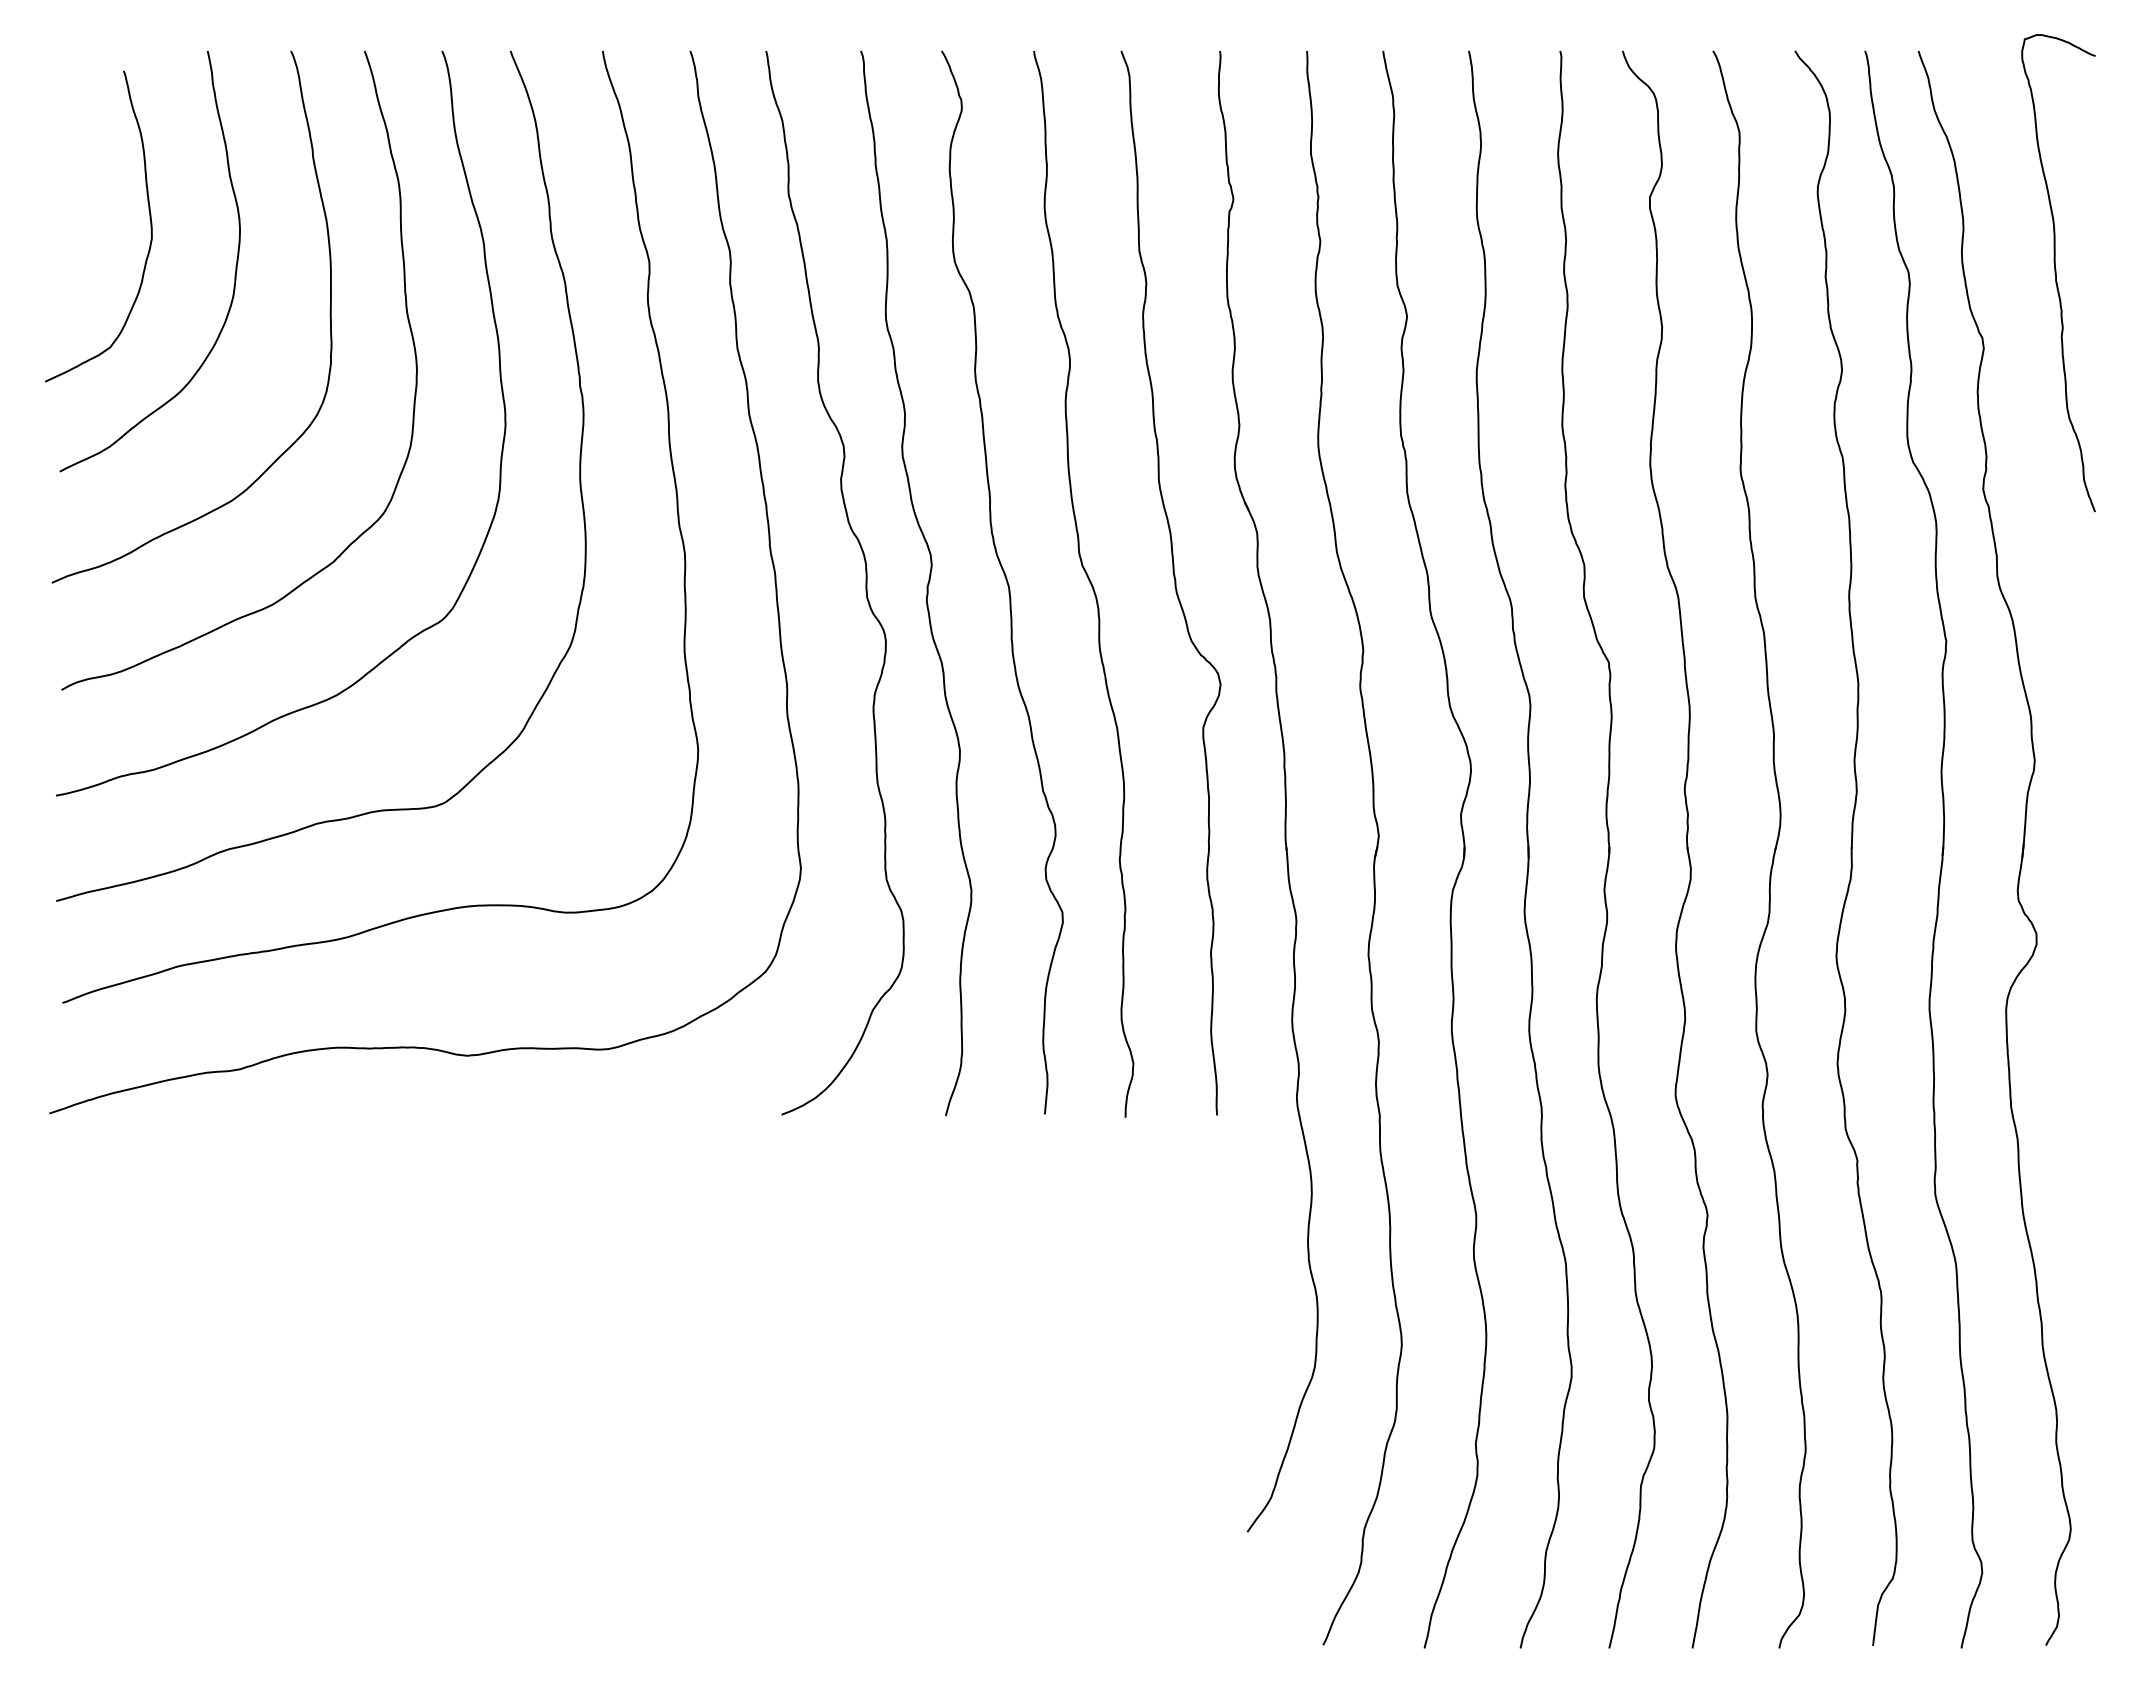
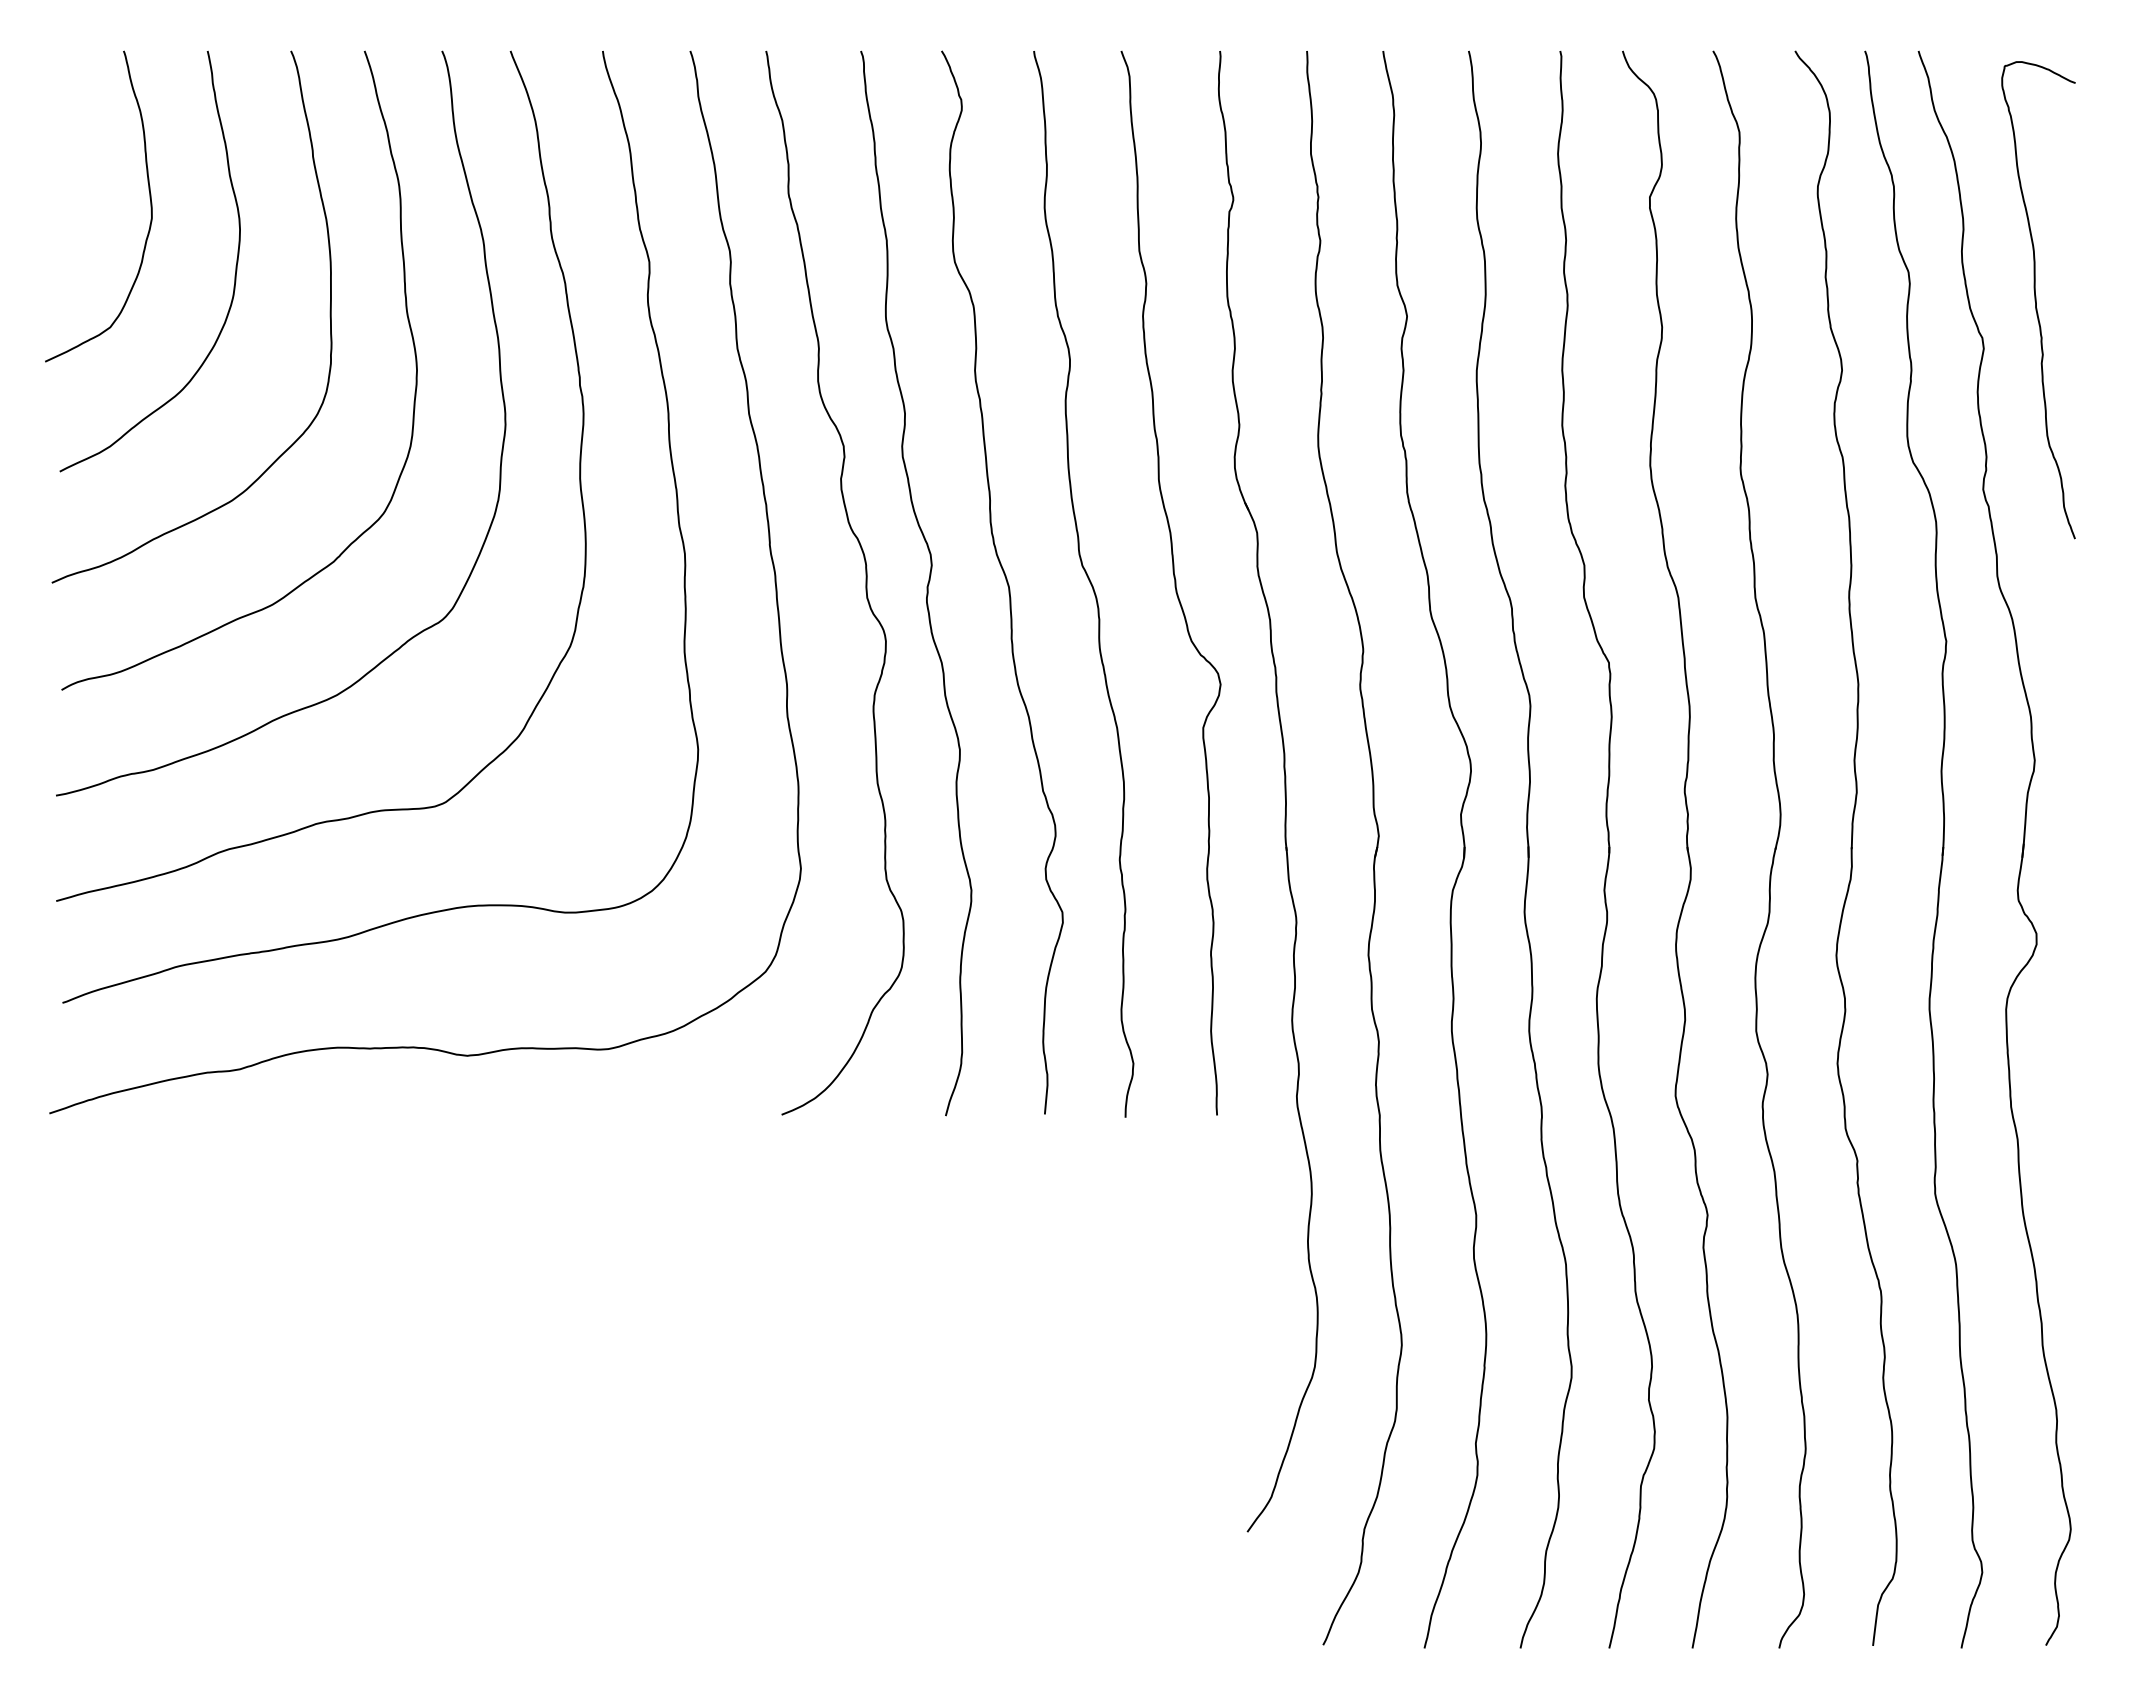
curve position: (149, 218) -> (149, 198) (149, 198)
curve position: (2056, 273) -> (2036, 300) (2036, 300)
